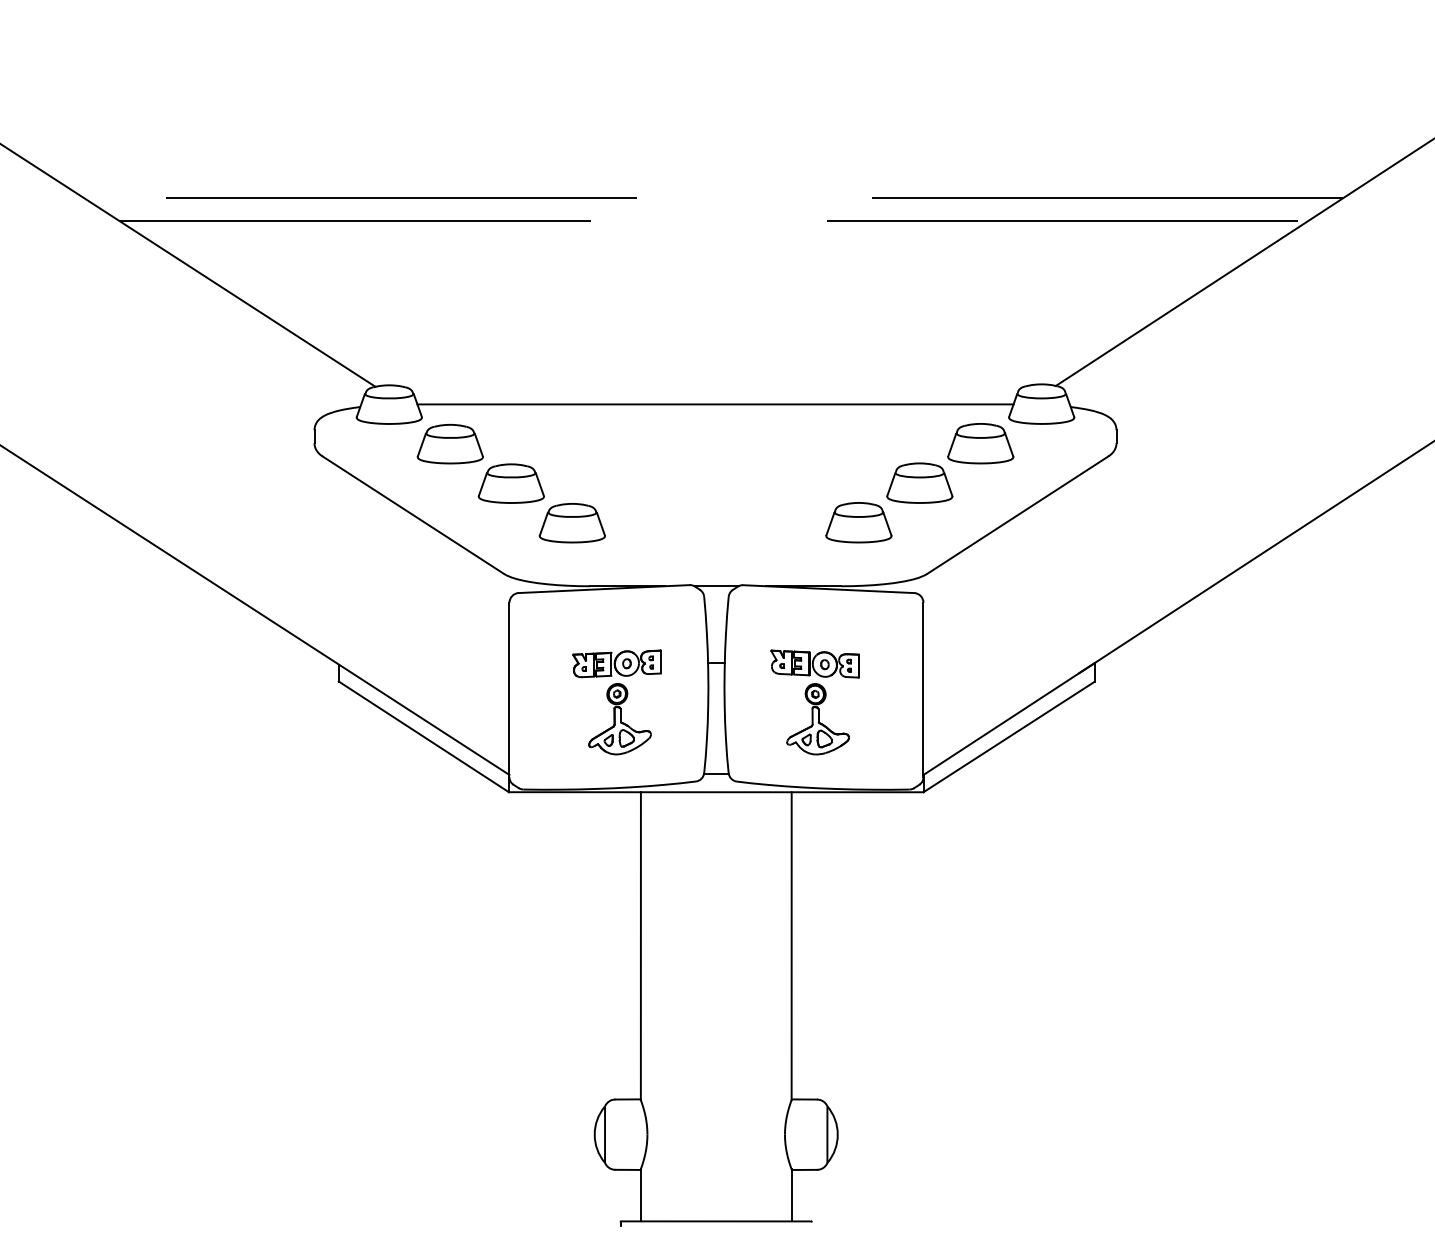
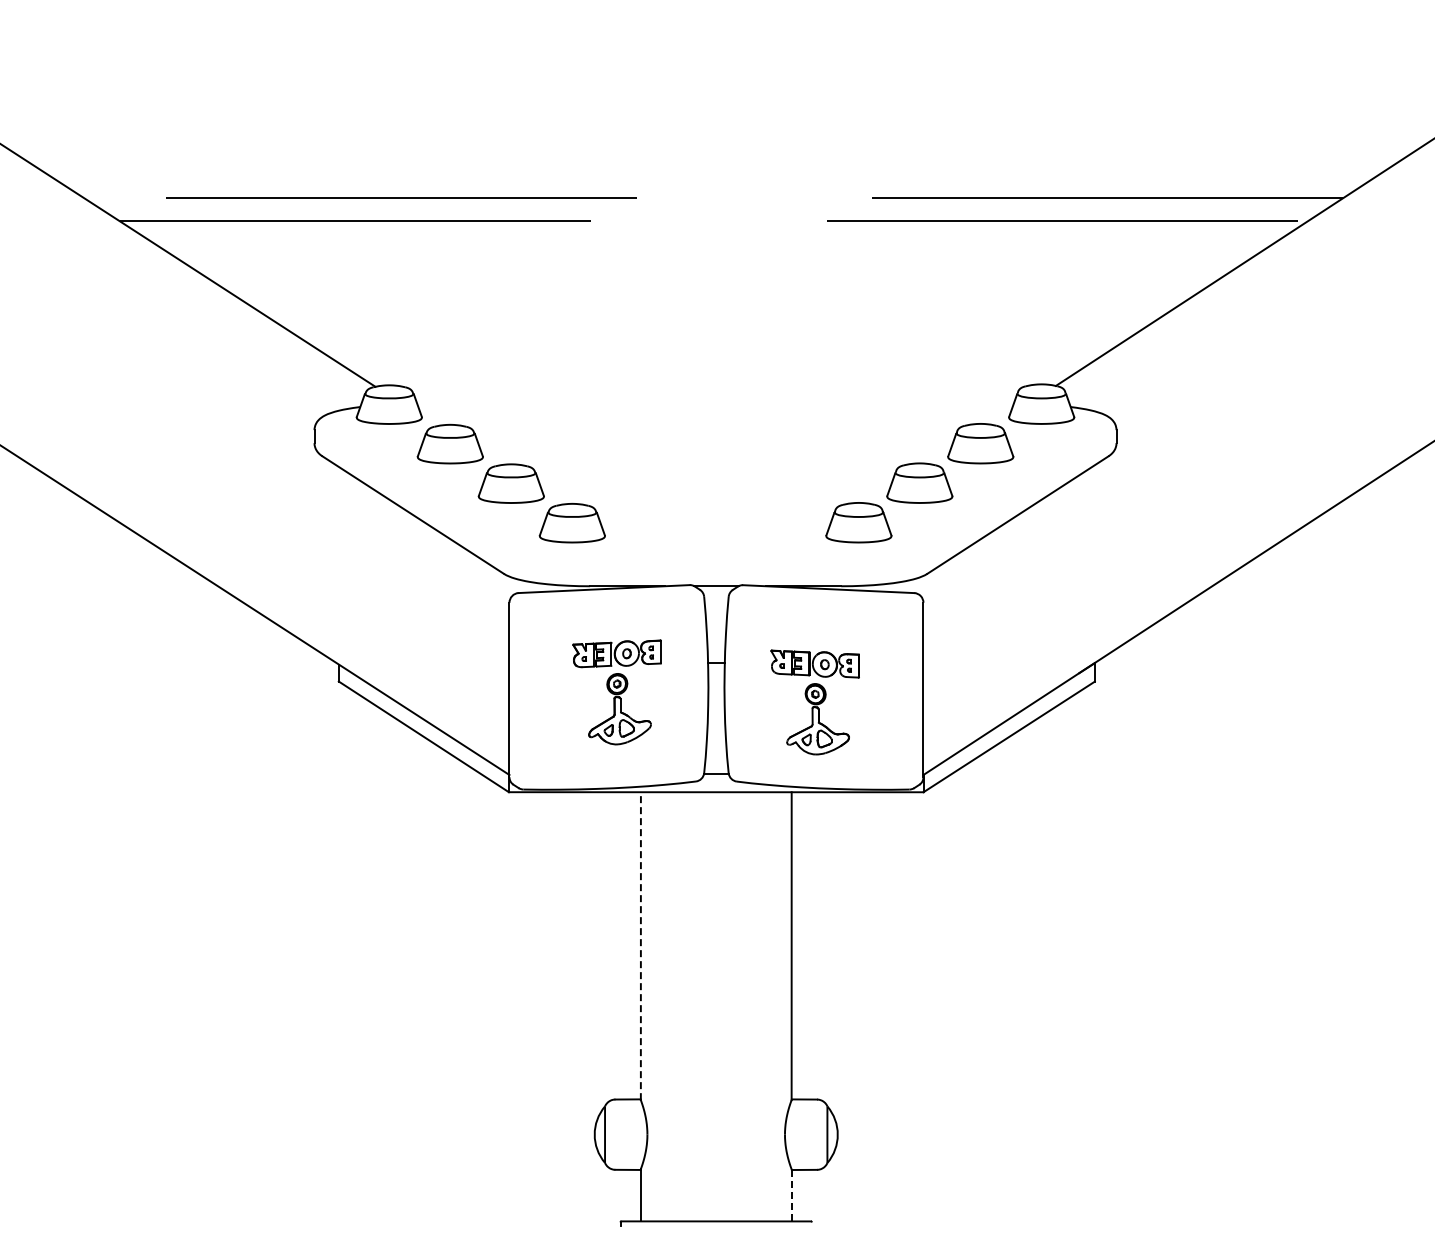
line: present -> none (715, 404)
part position: (616, 702) -> (616, 692) (616, 692)
line: solid -> dashed (640, 946)
line: solid -> dashed (791, 1194)
